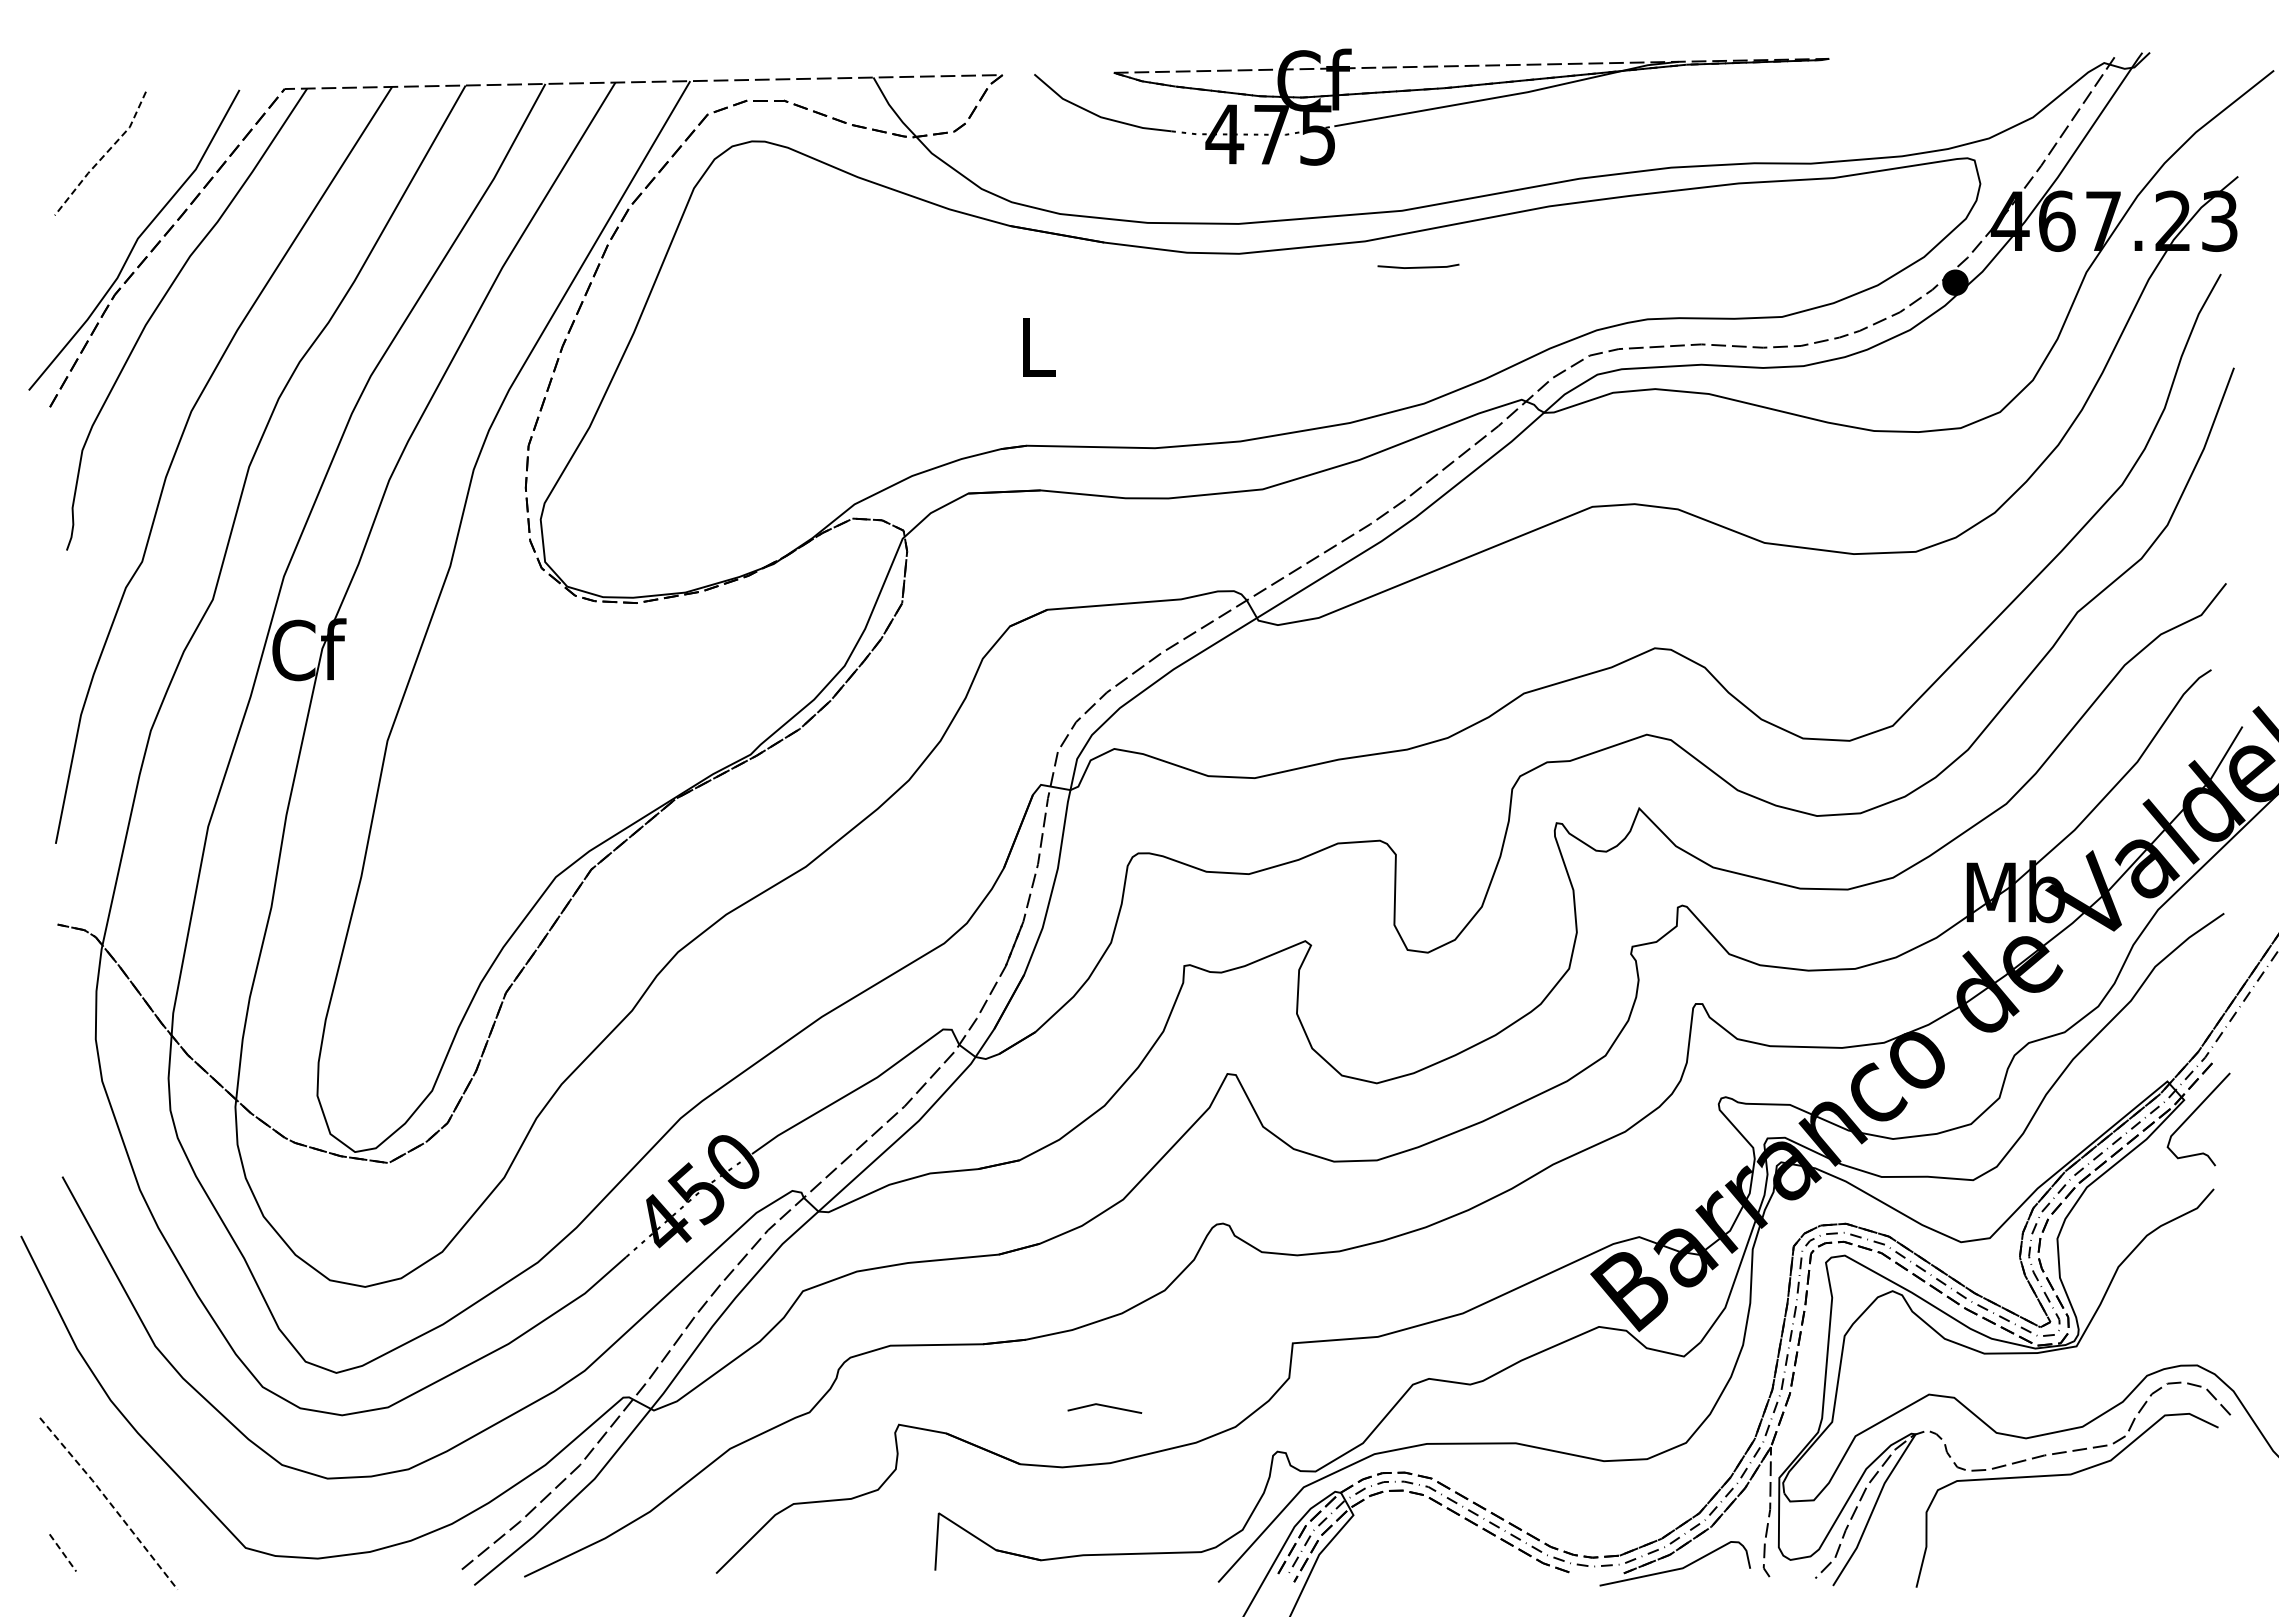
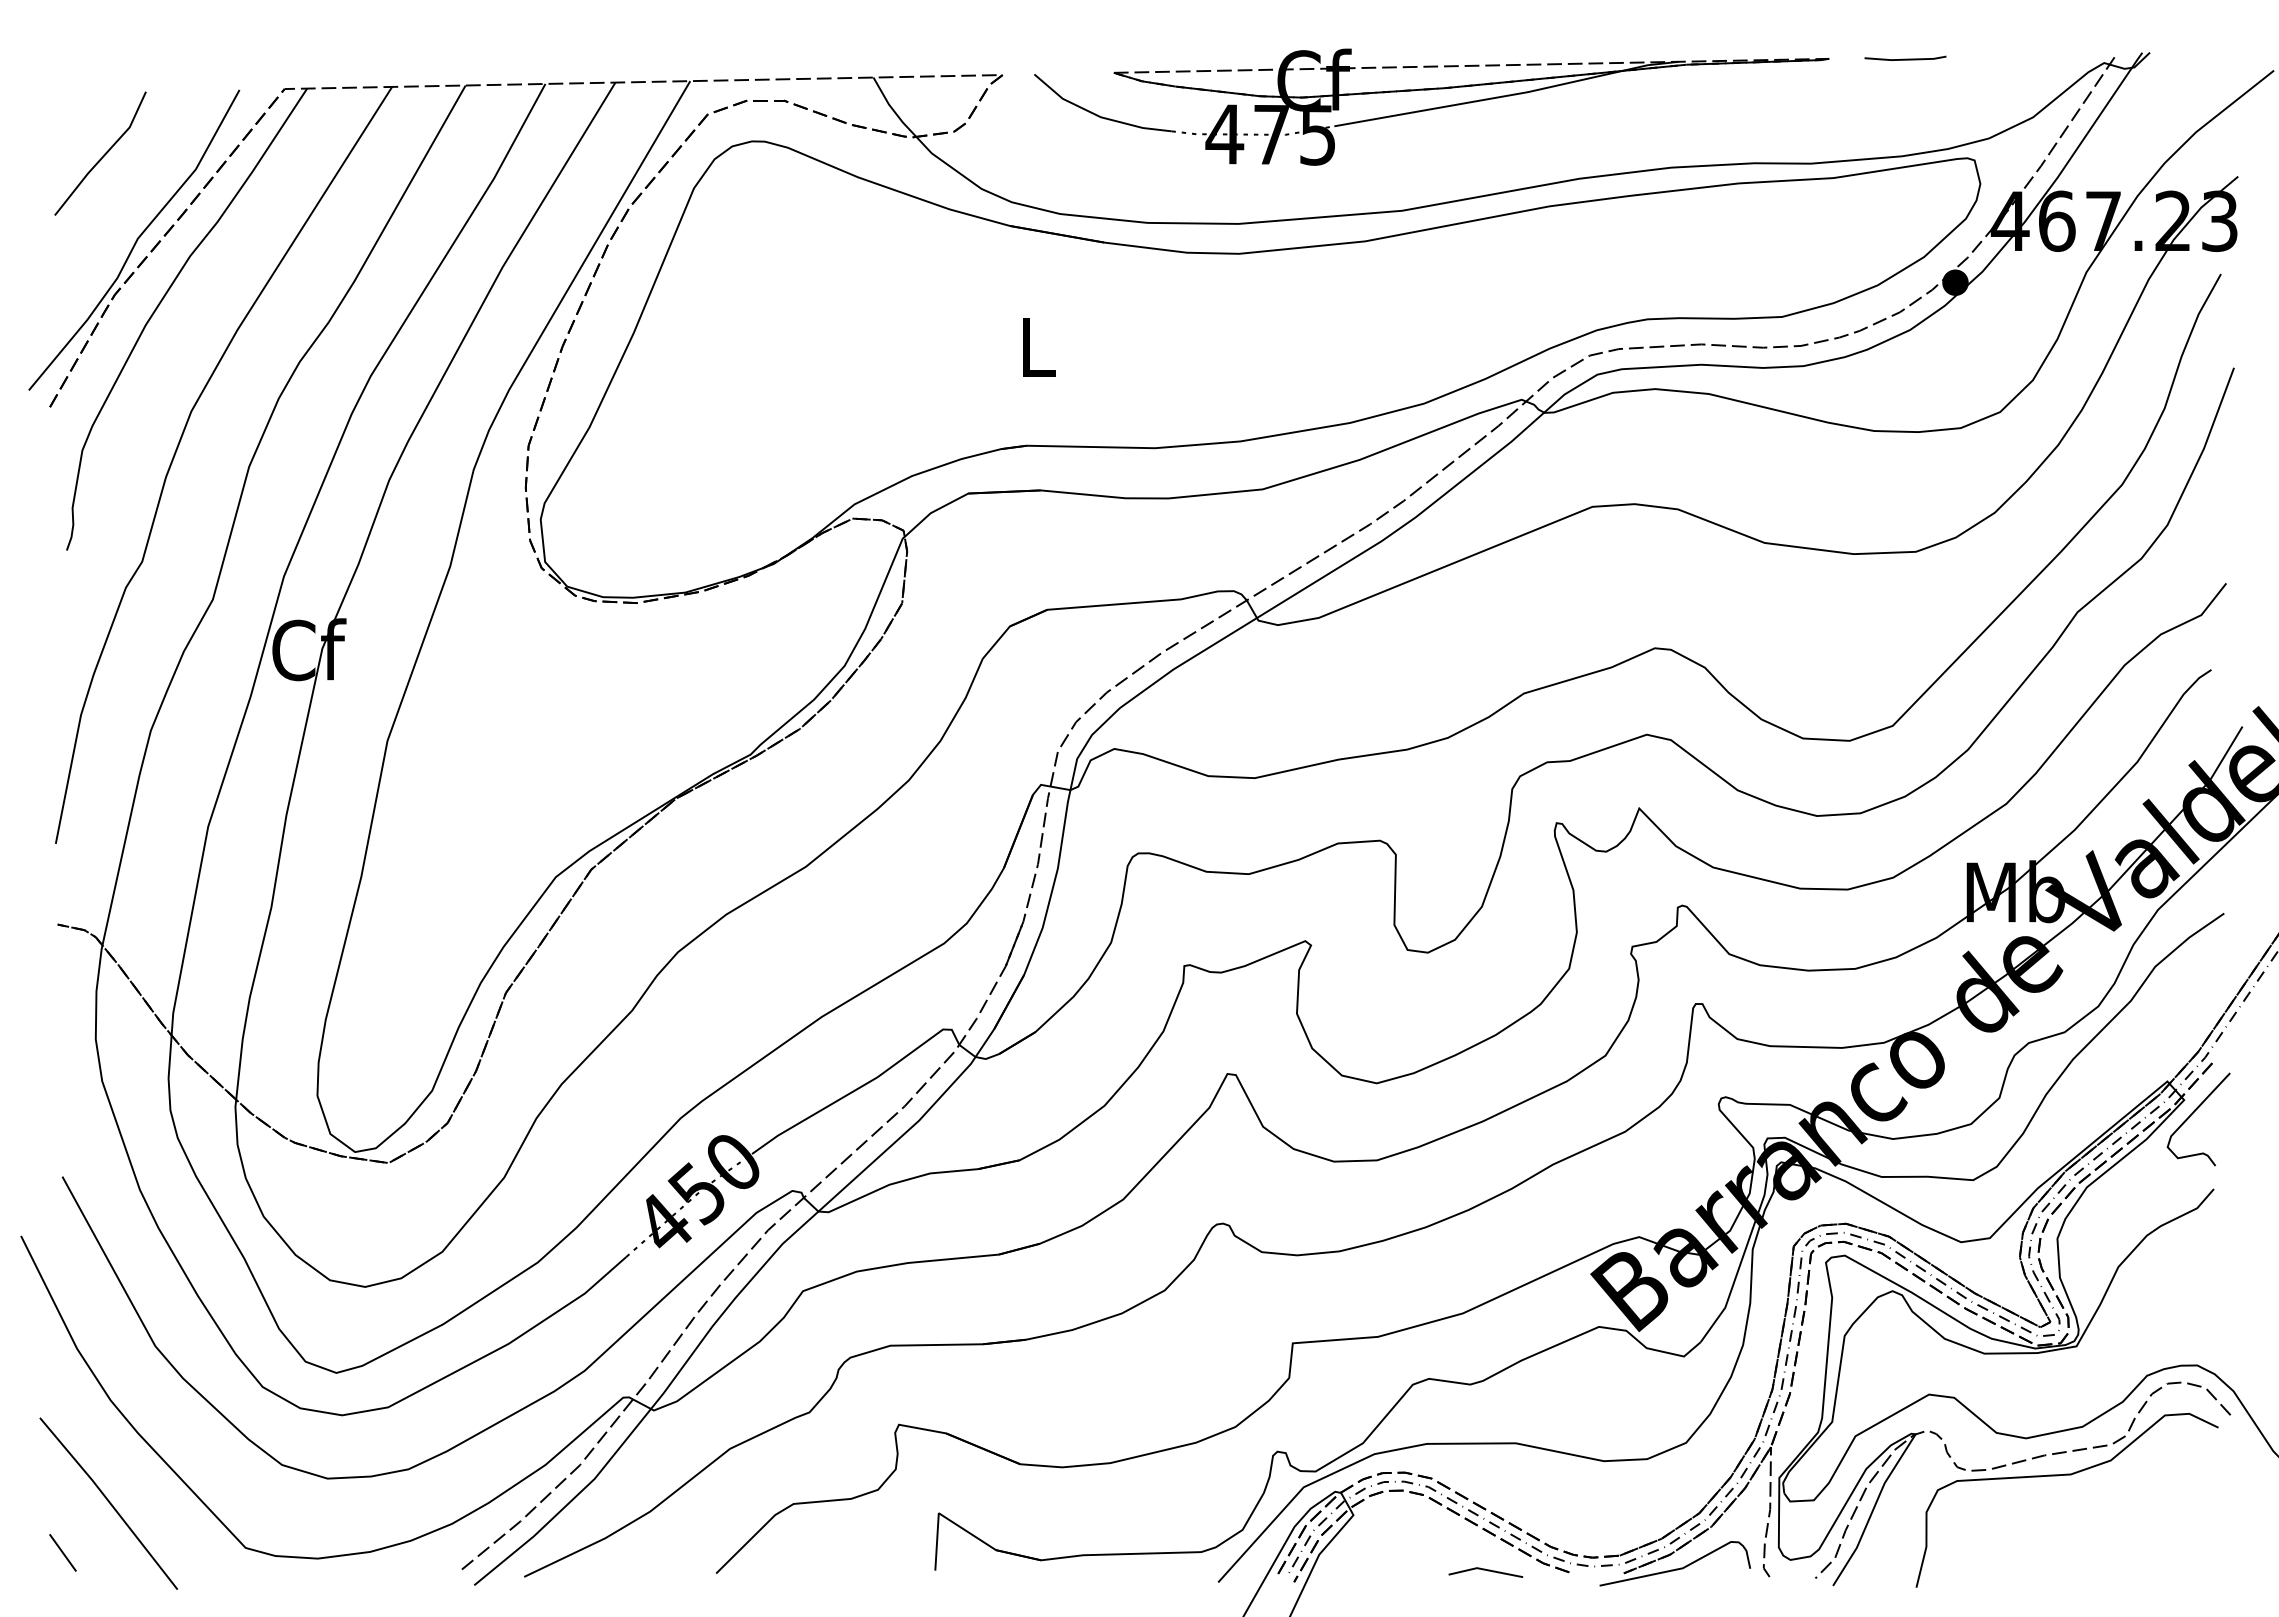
line: dashed -> solid (104, 155)
line position: (1418, 266) -> (1905, 58) (1905, 58)
line position: (1104, 1406) -> (1485, 1570) (1485, 1570)
line: dashed -> solid (109, 1502)
line: dashed -> solid (63, 1552)
